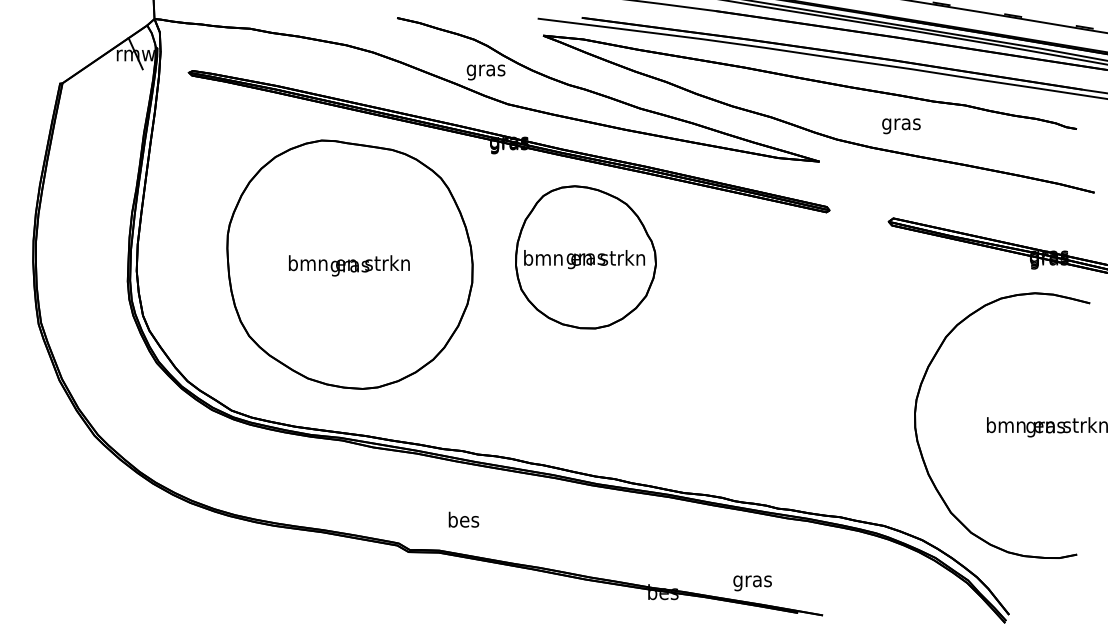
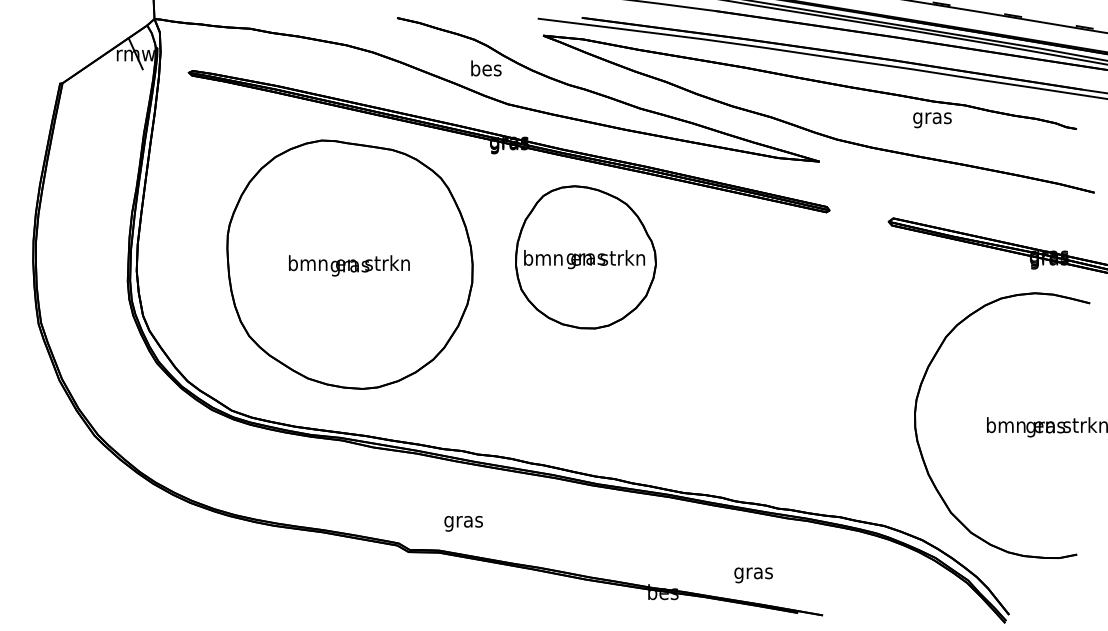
text: gras -> bes (485, 70)
text position: (901, 126) -> (932, 120) (932, 120)
text: bes -> gras (463, 521)
text position: (752, 583) -> (753, 575) (753, 575)
